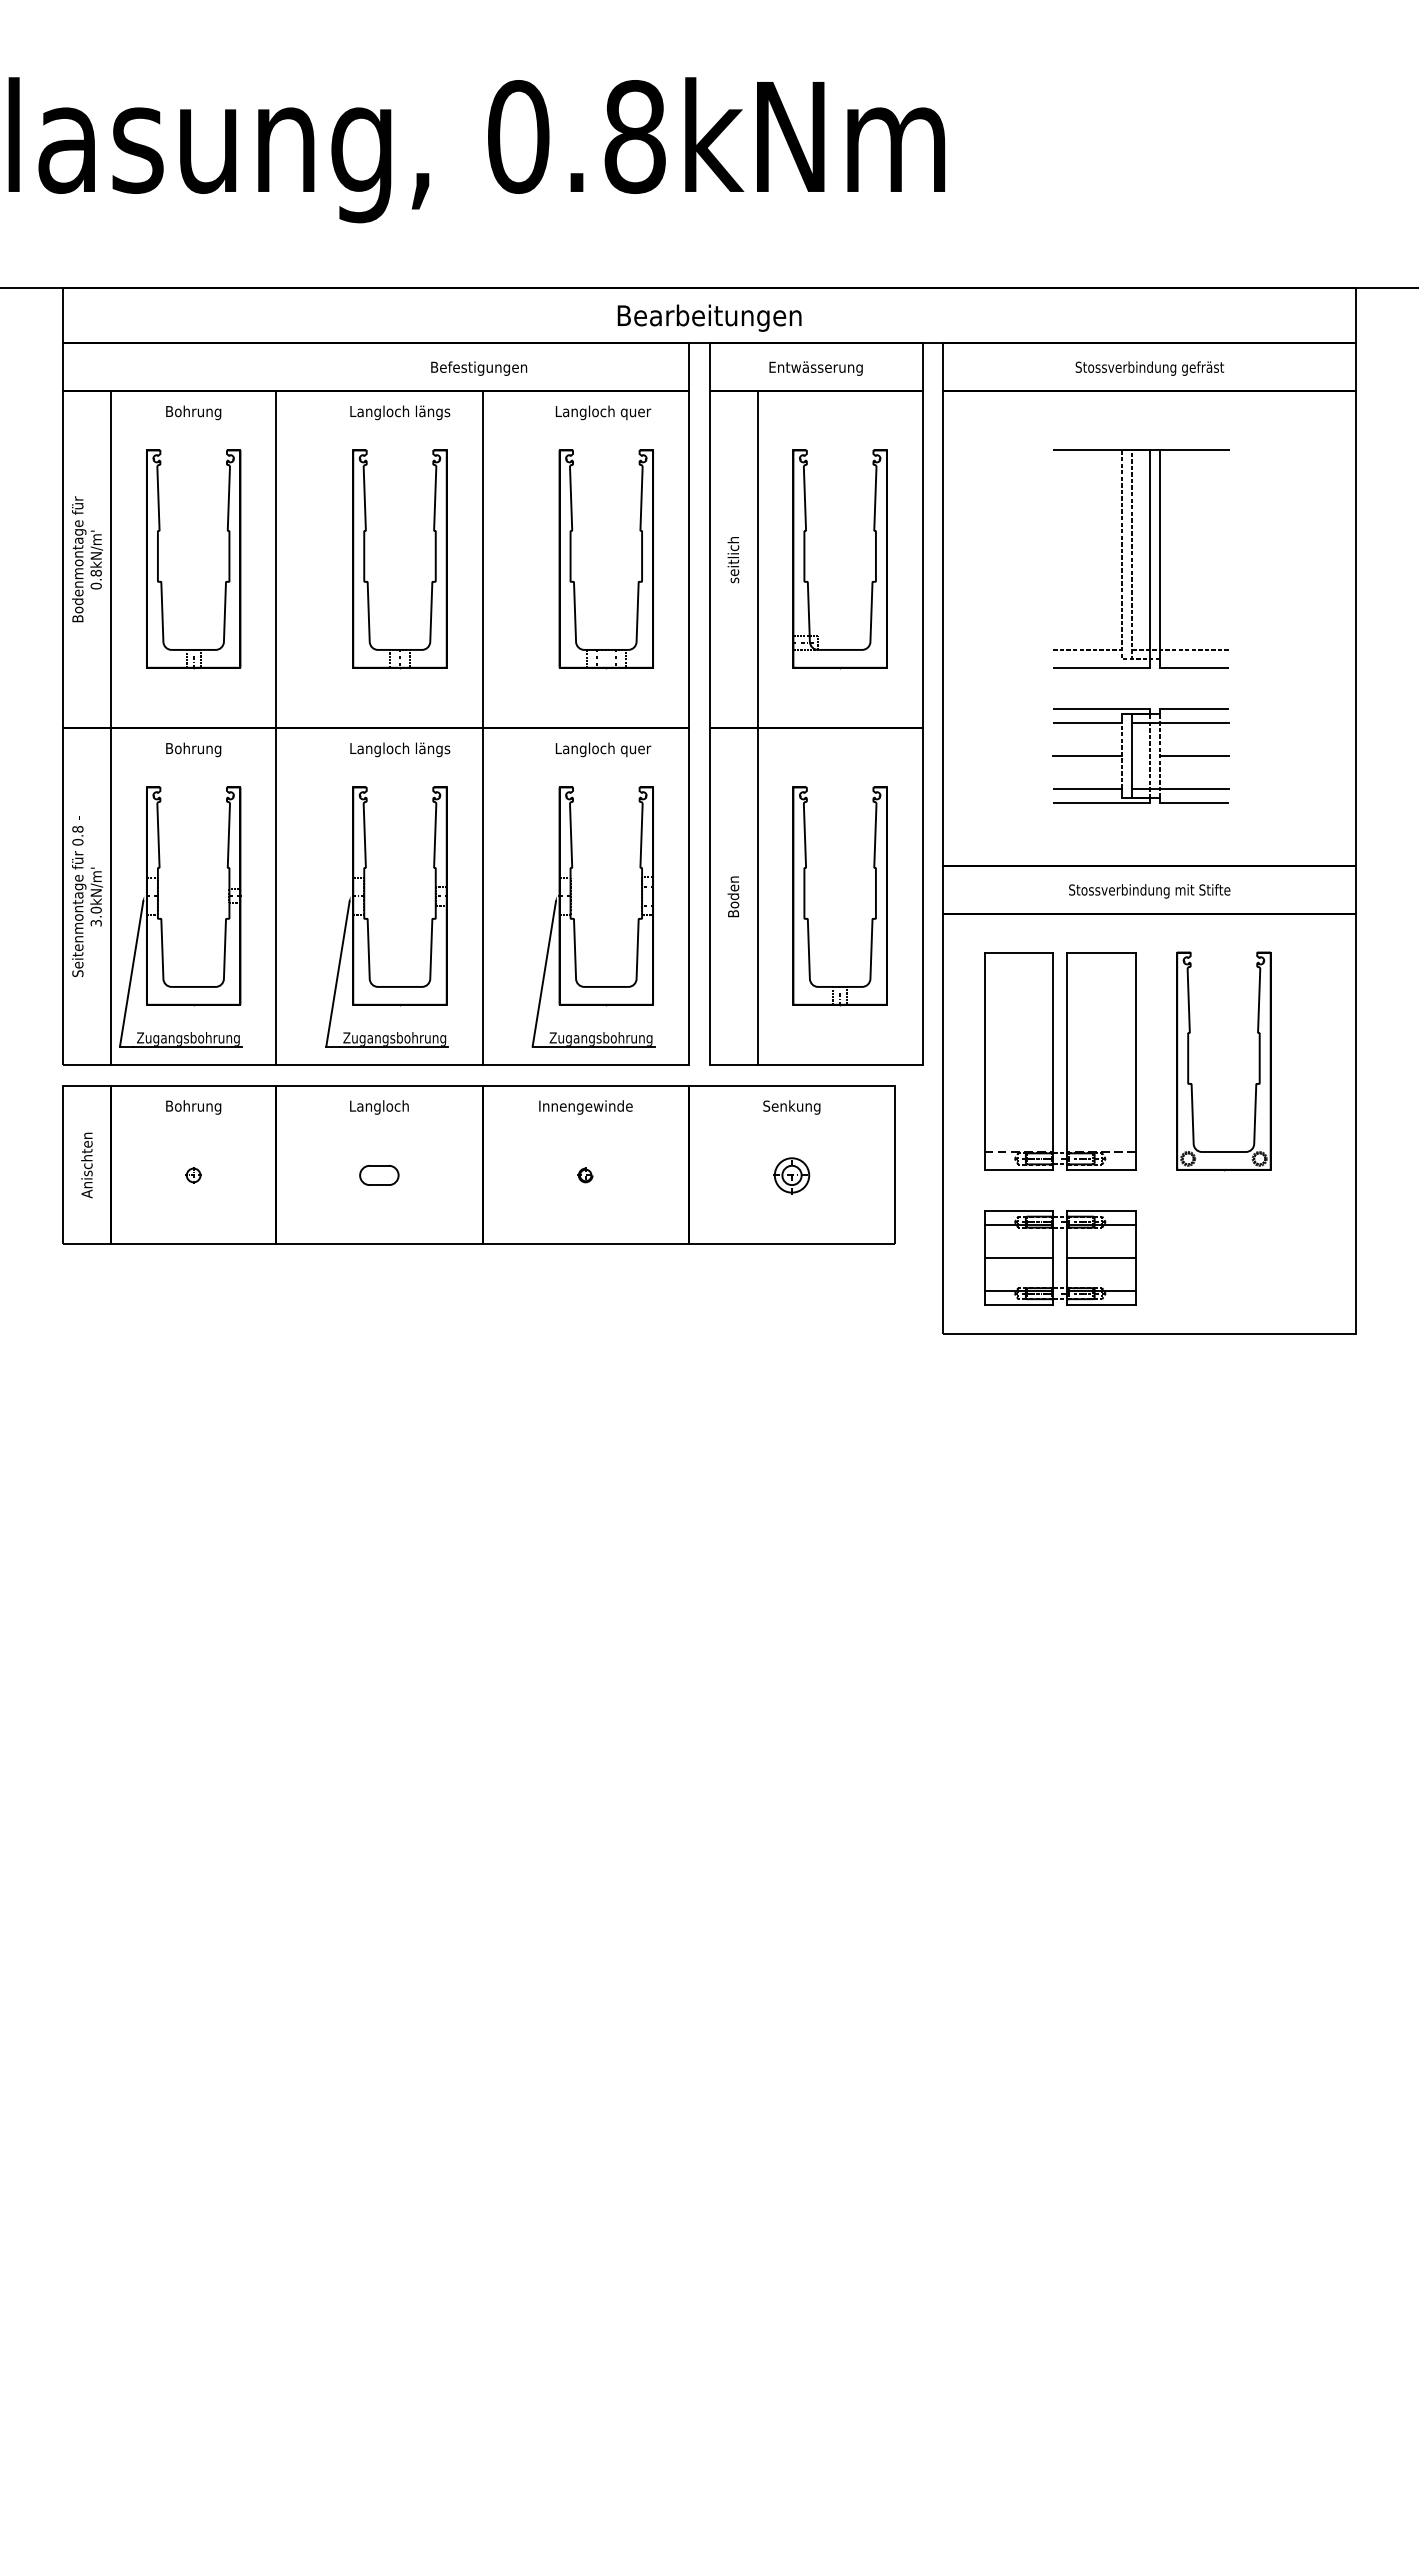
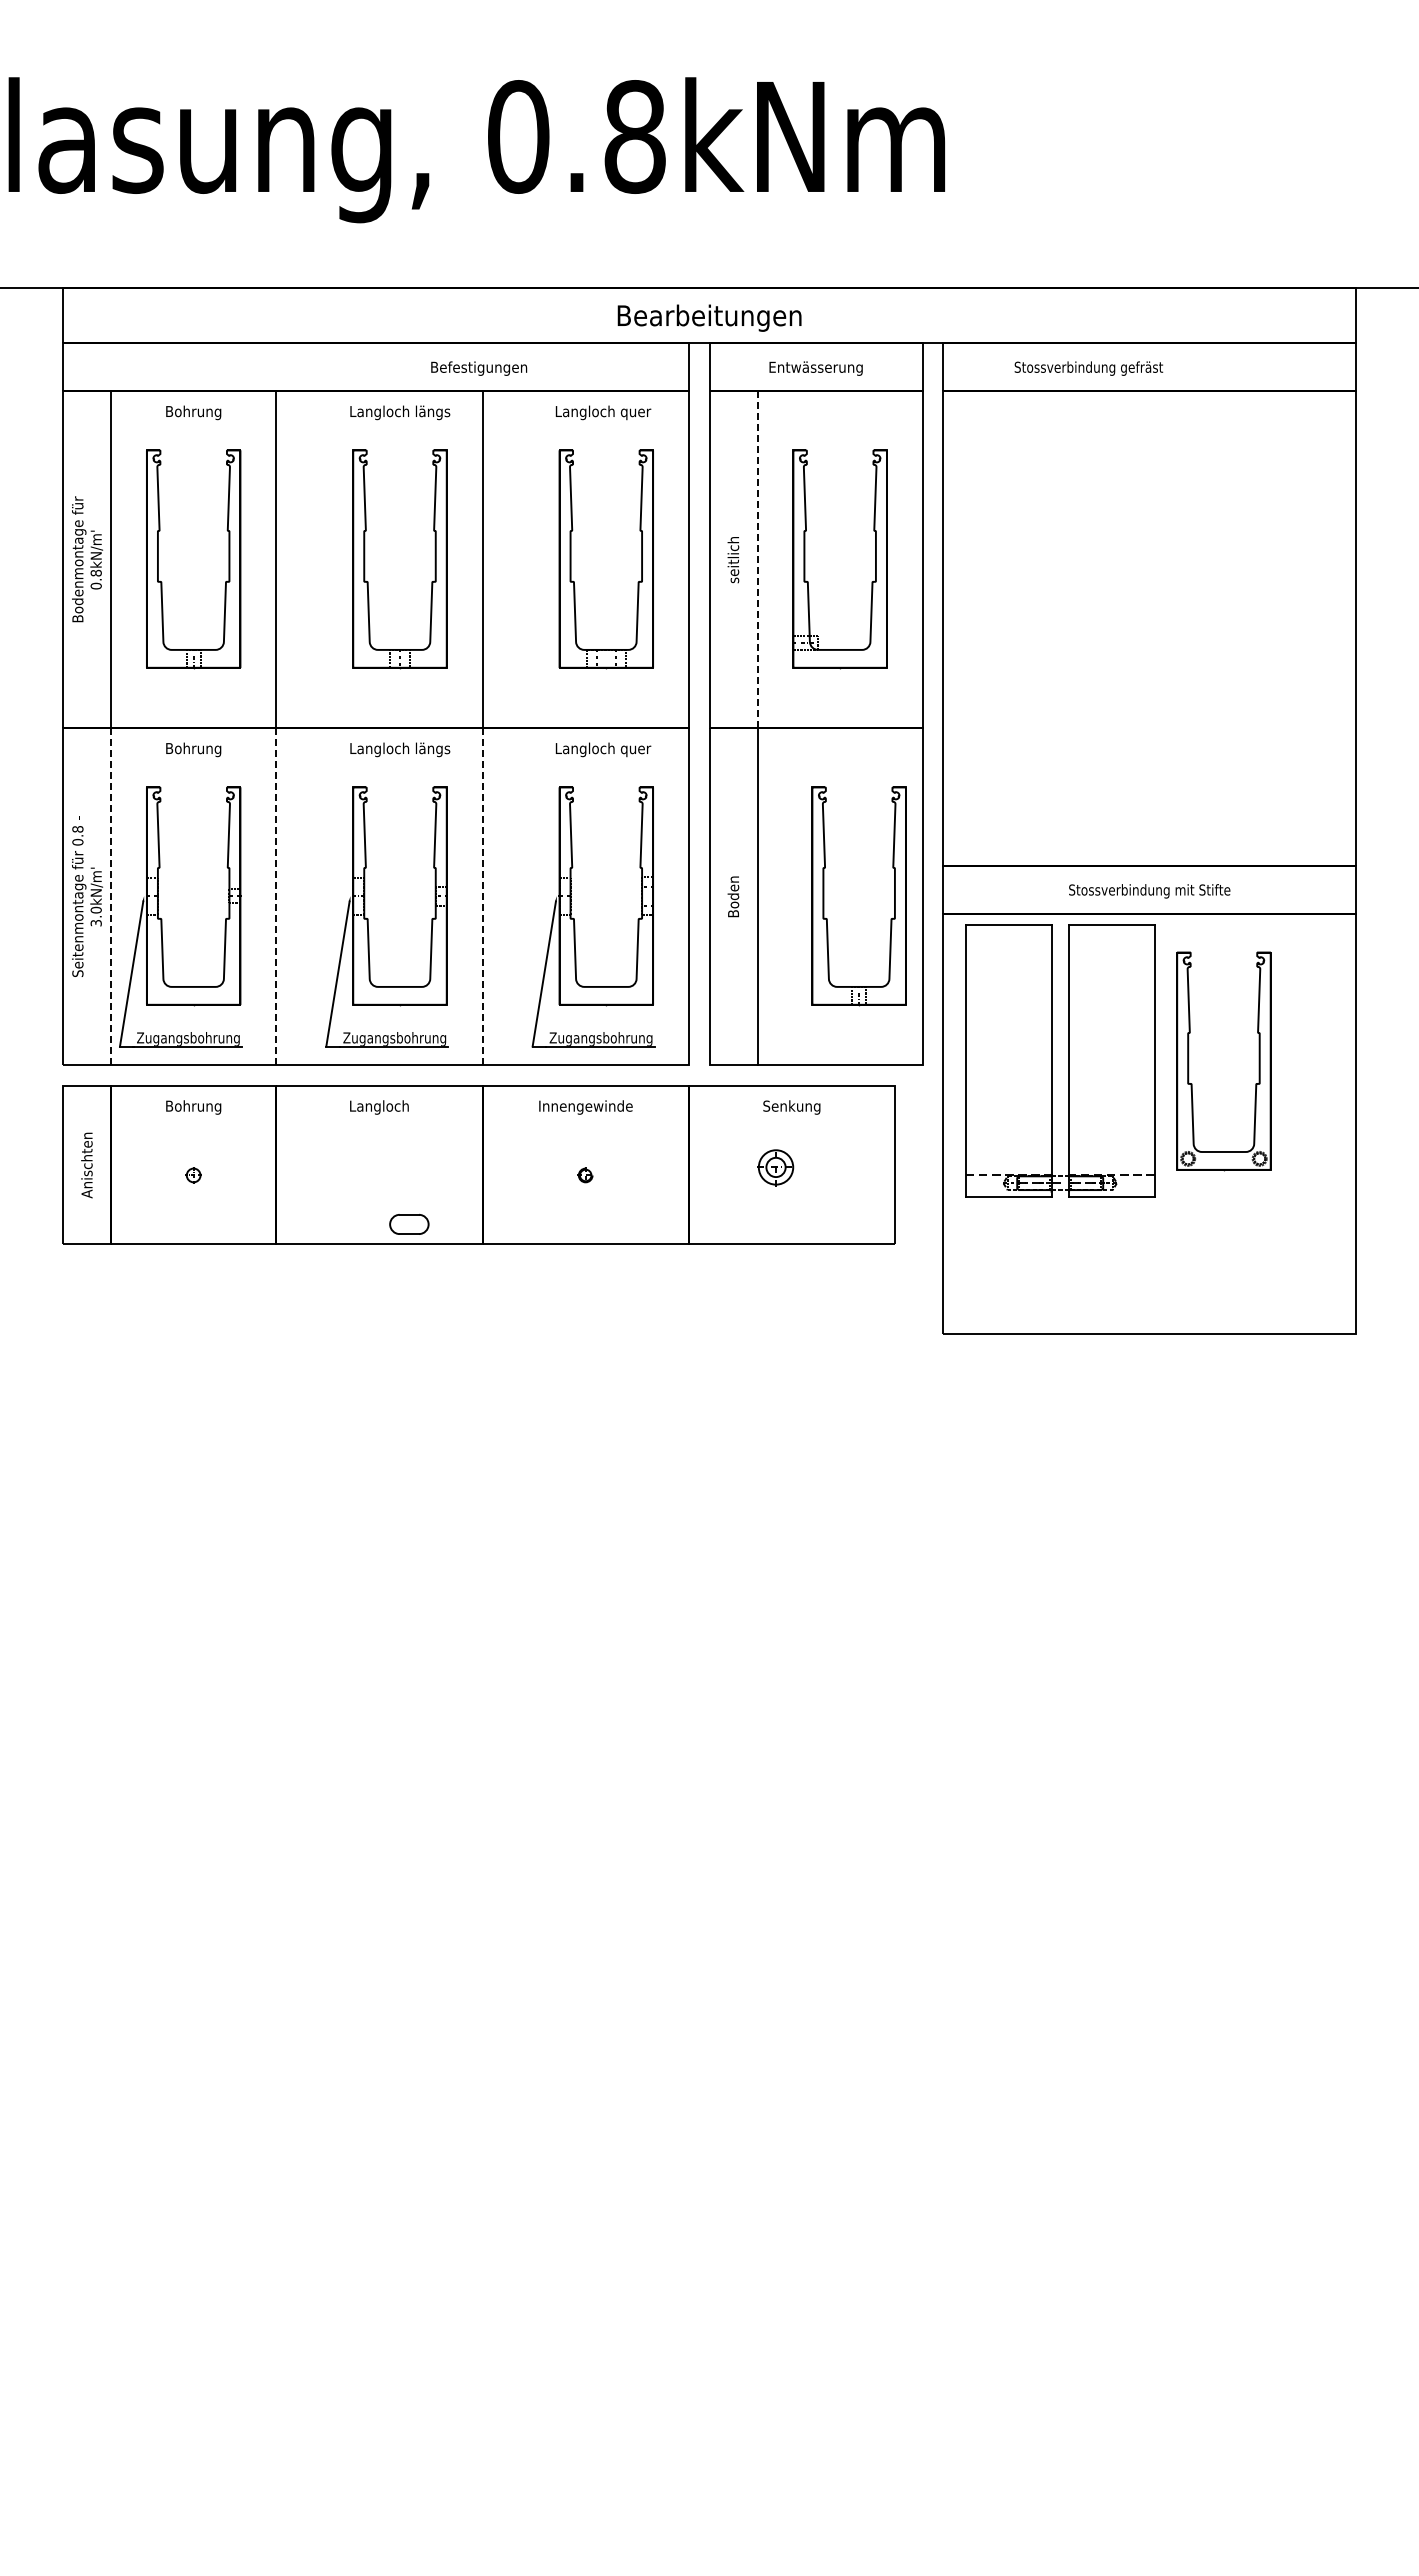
text position: (1149, 368) -> (1088, 368) (1088, 368)
part: present -> none (1149, 558)
line: solid -> dashed (757, 559)
part: present -> none (1132, 755)
line: solid -> dashed (111, 896)
line: solid -> dashed (276, 896)
line: solid -> dashed (482, 896)
part position: (805, 896) -> (824, 896) (824, 896)
part size: 153x219 px -> 191x274 px (1060, 1060)
part position: (379, 1175) -> (409, 1224) (409, 1224)
part position: (791, 1175) -> (775, 1167) (775, 1167)
part: present -> none (1060, 1257)
